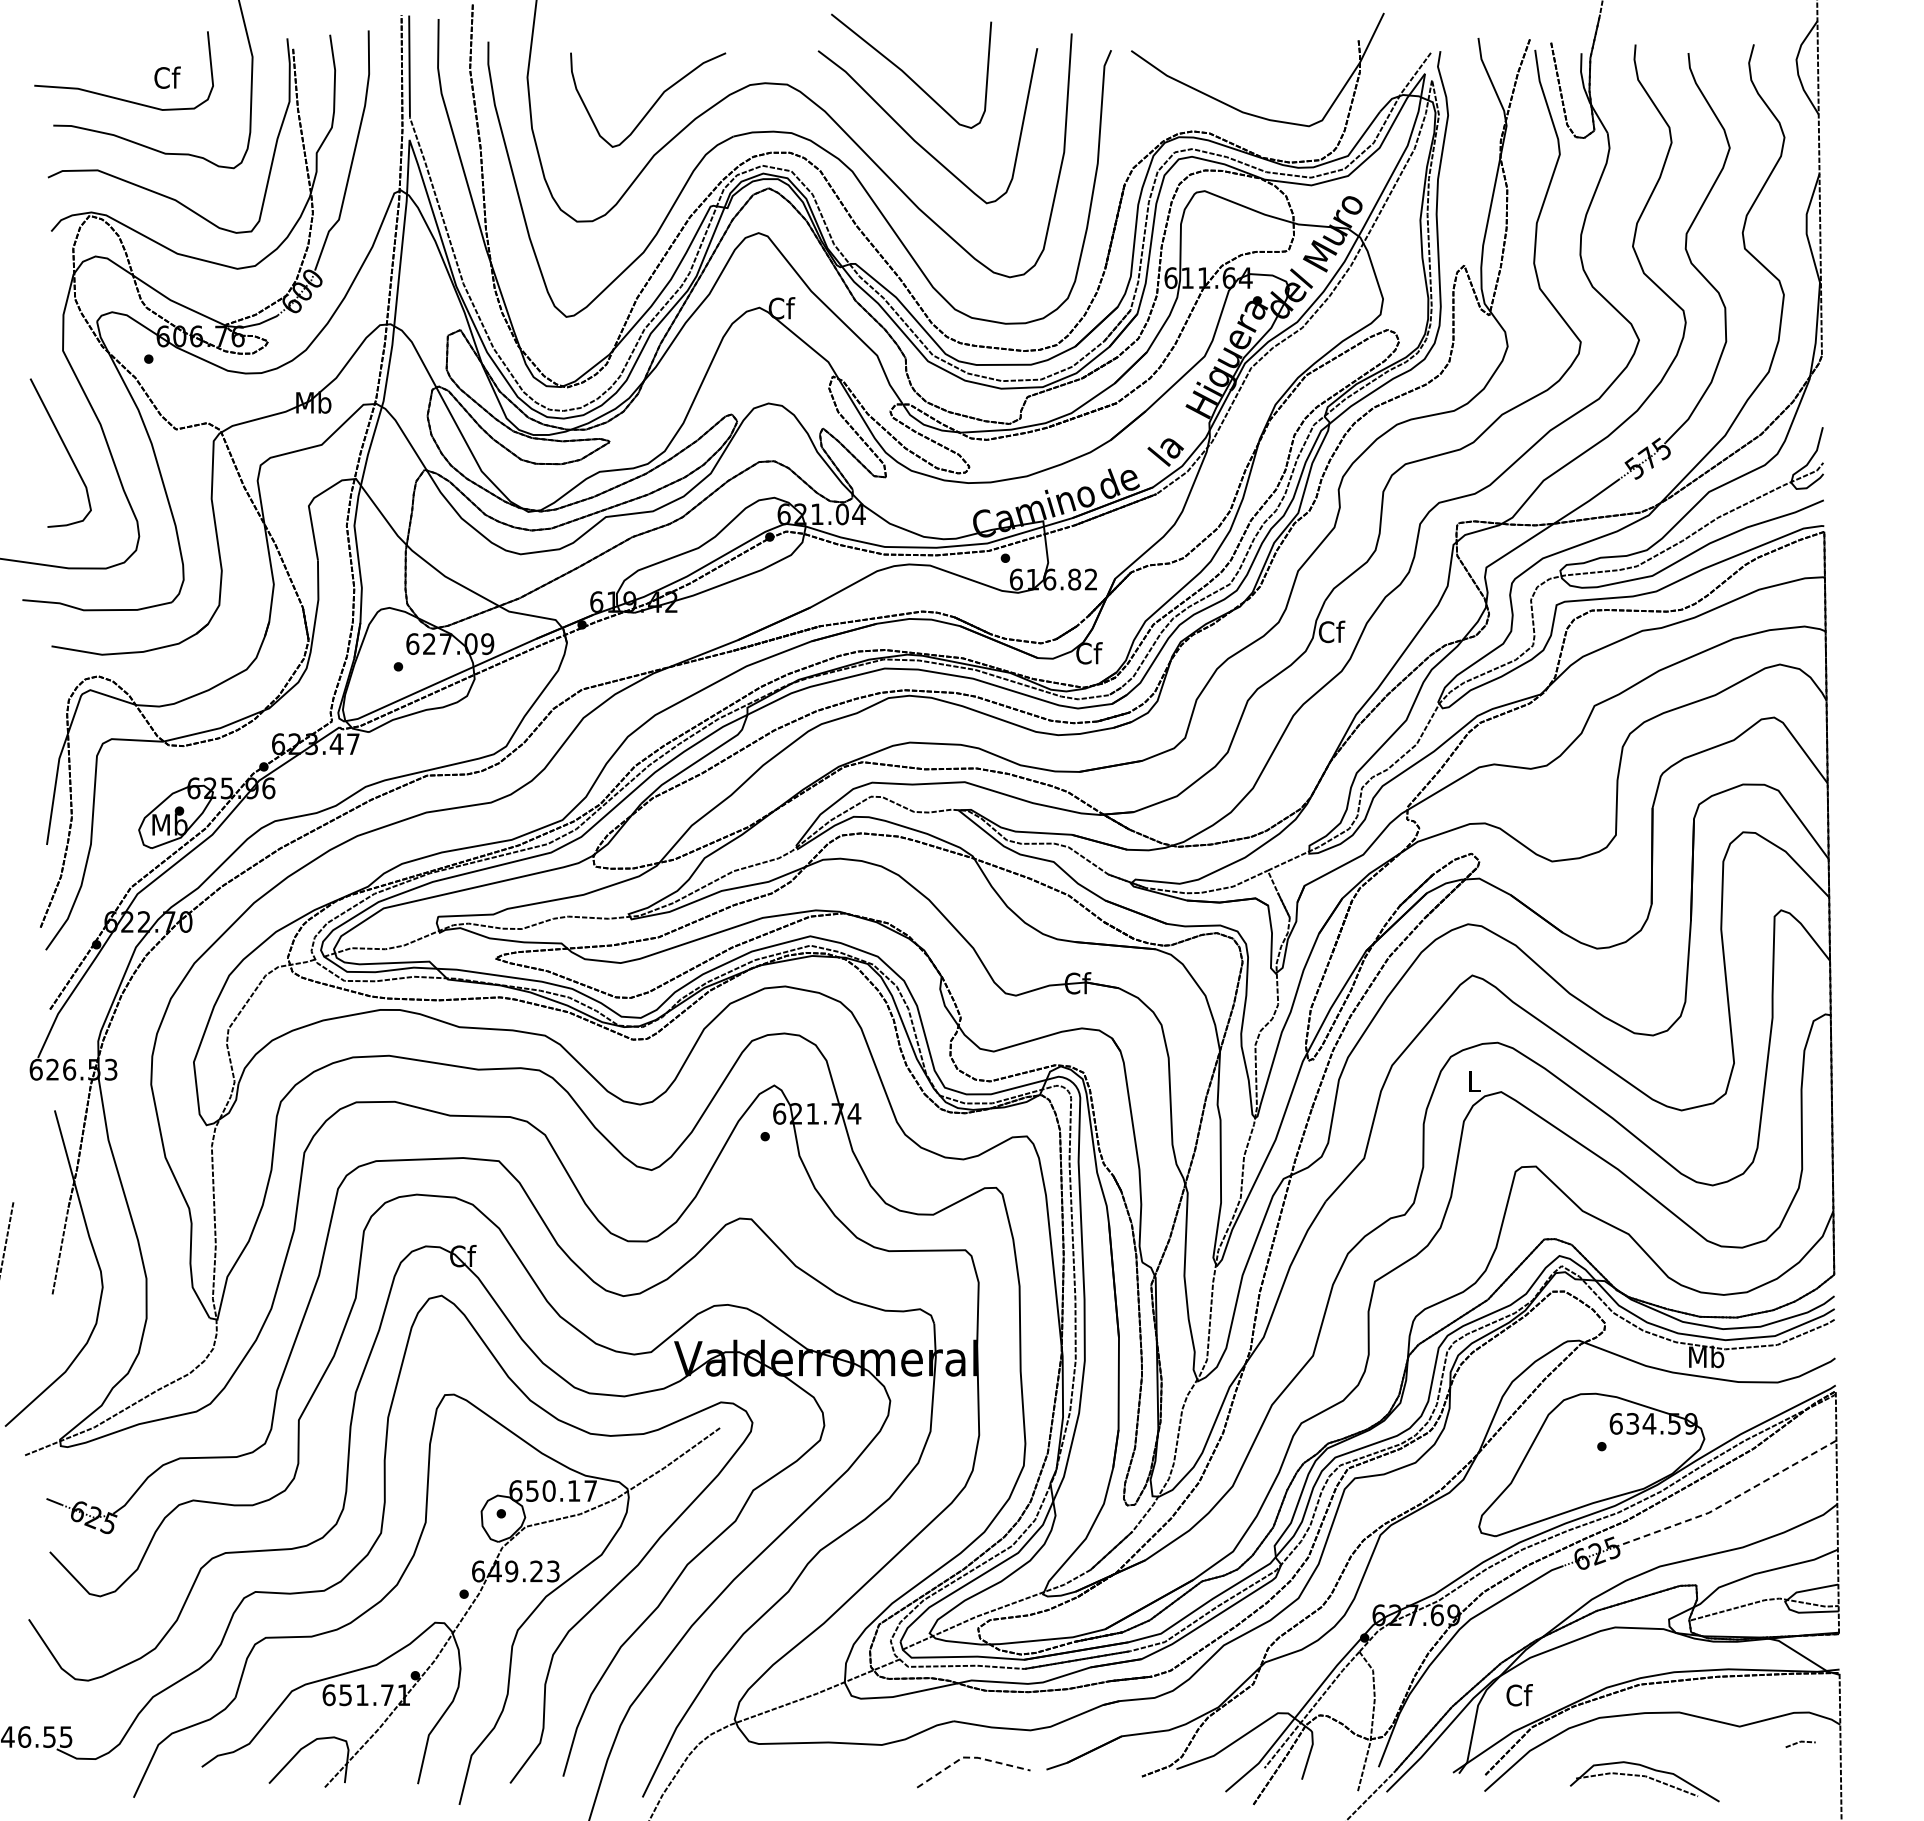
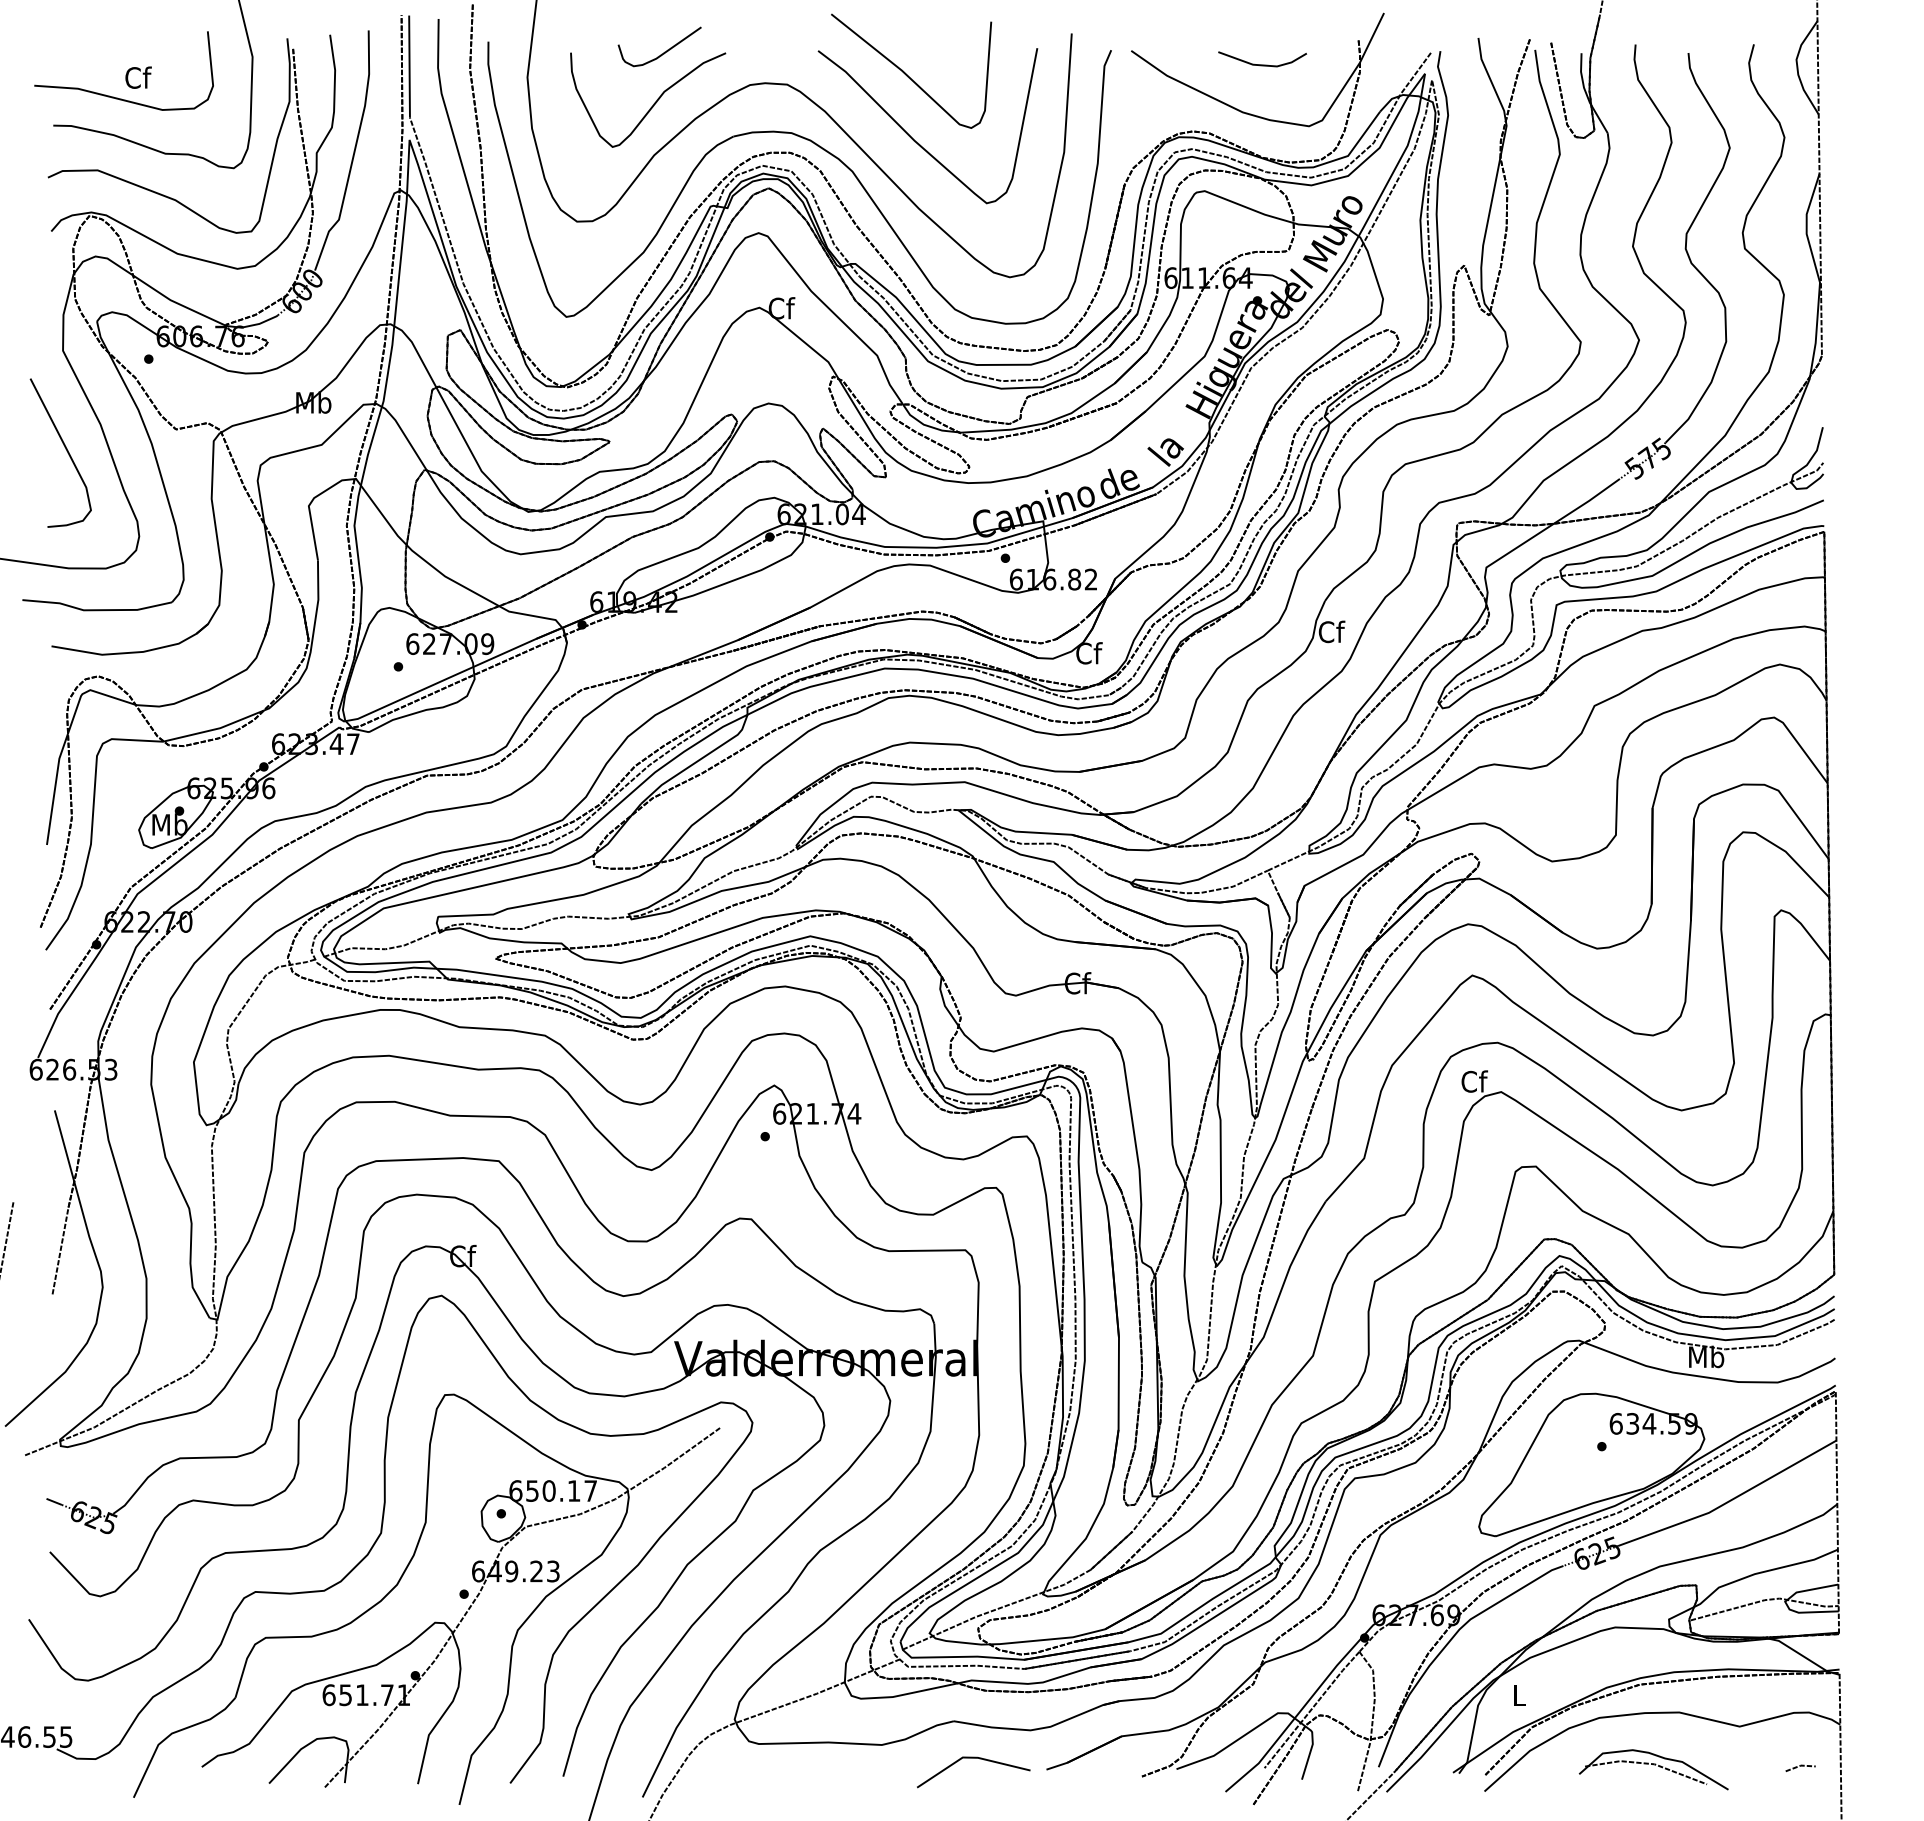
curve: none -> present (664, 51)
line: none -> present (1262, 64)
text position: (167, 77) -> (138, 77) (138, 77)
text: L -> Cf (1474, 1081)
line: dashed -> solid (1729, 1501)
text: Cf -> L (1519, 1695)
line position: (1800, 1742) -> (1800, 1766) (1800, 1766)
line: dashed -> solid (970, 1757)
part position: (1644, 1781) -> (1653, 1769) (1653, 1769)
